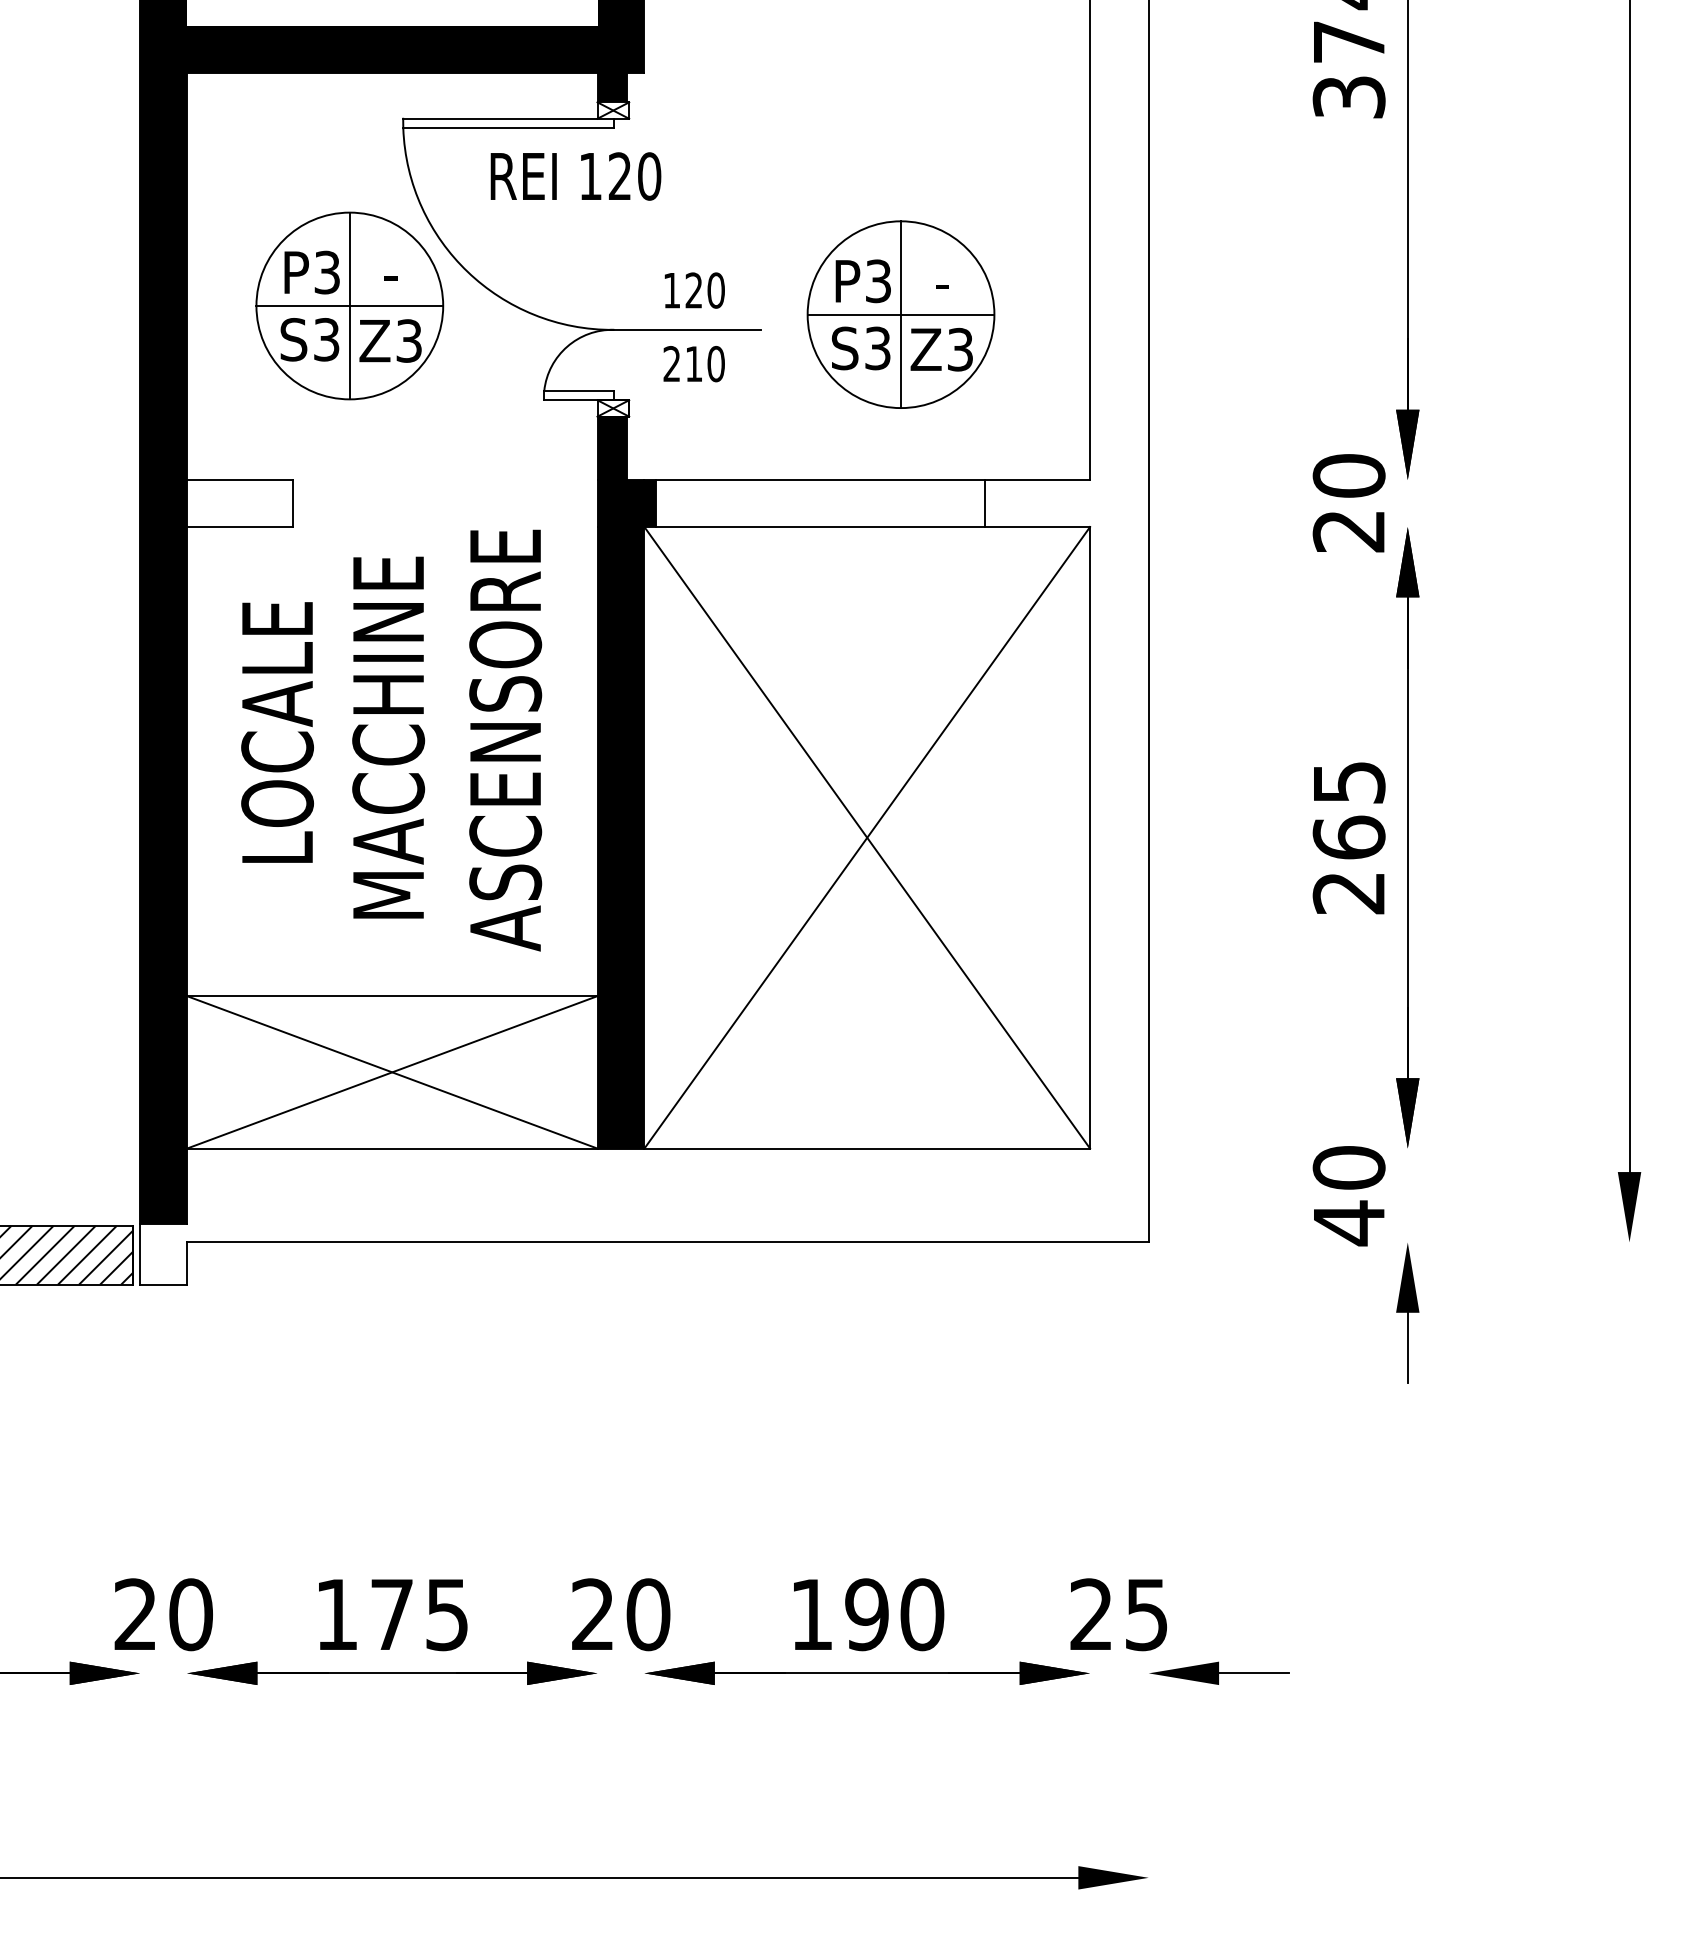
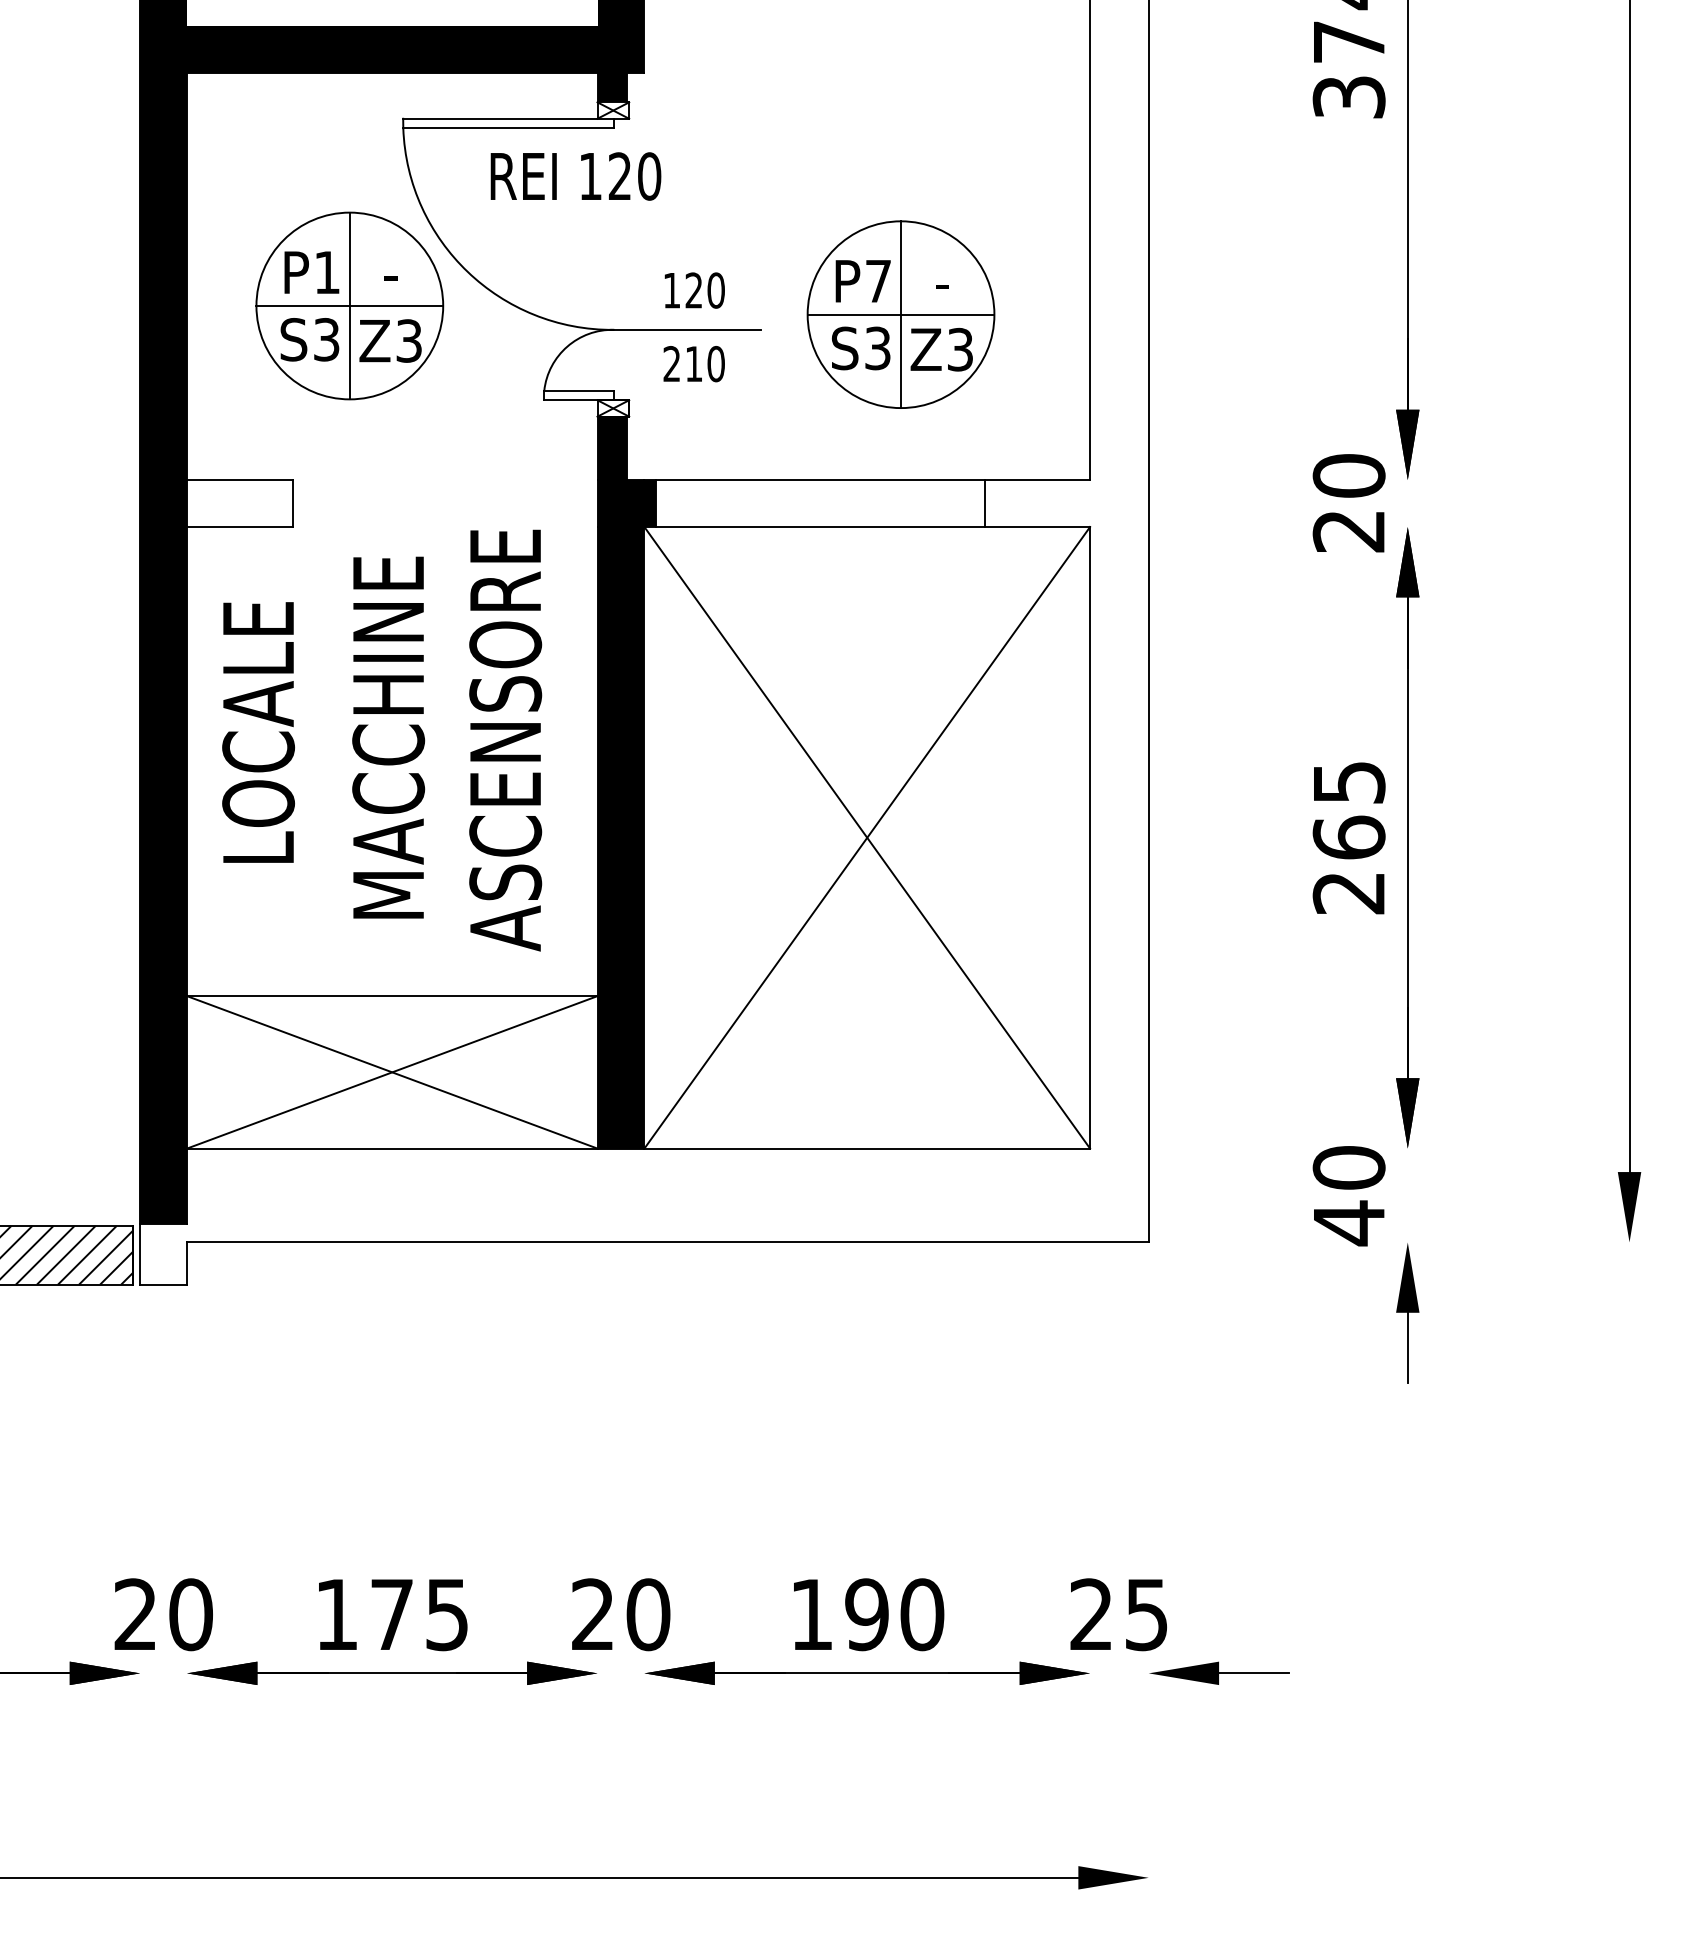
text: P3 -> P1 (326, 272)
text: P3 -> P7 (878, 281)
text position: (277, 732) -> (258, 732) (258, 732)
